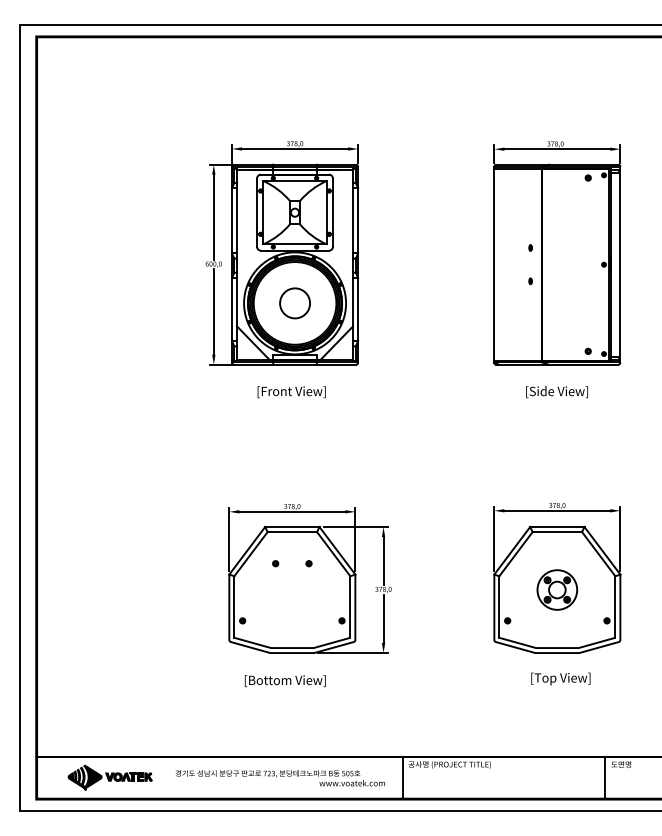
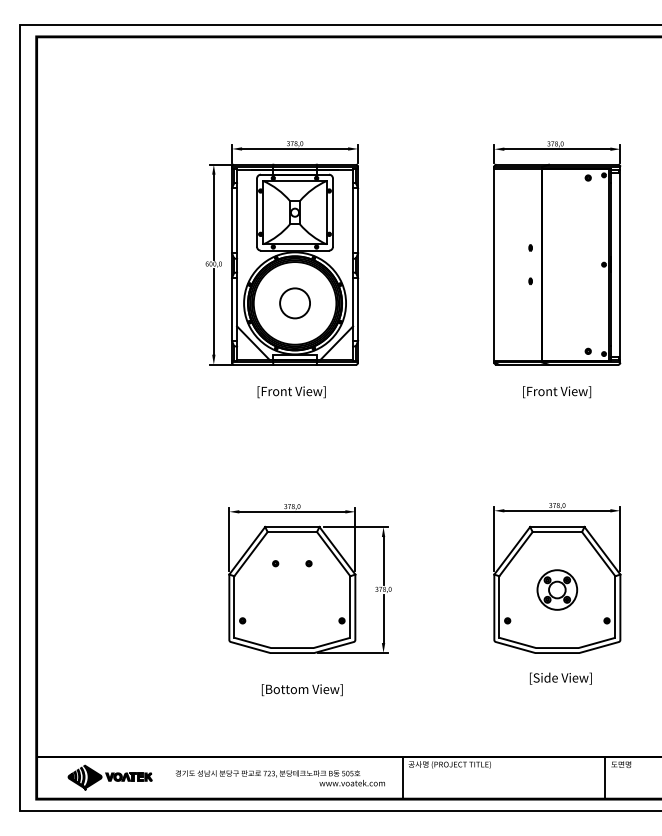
text: [Side View] -> [Front View] (557, 392)
text: [Top View] -> [Side View] (560, 678)
text position: (284, 681) -> (301, 690) (301, 690)
